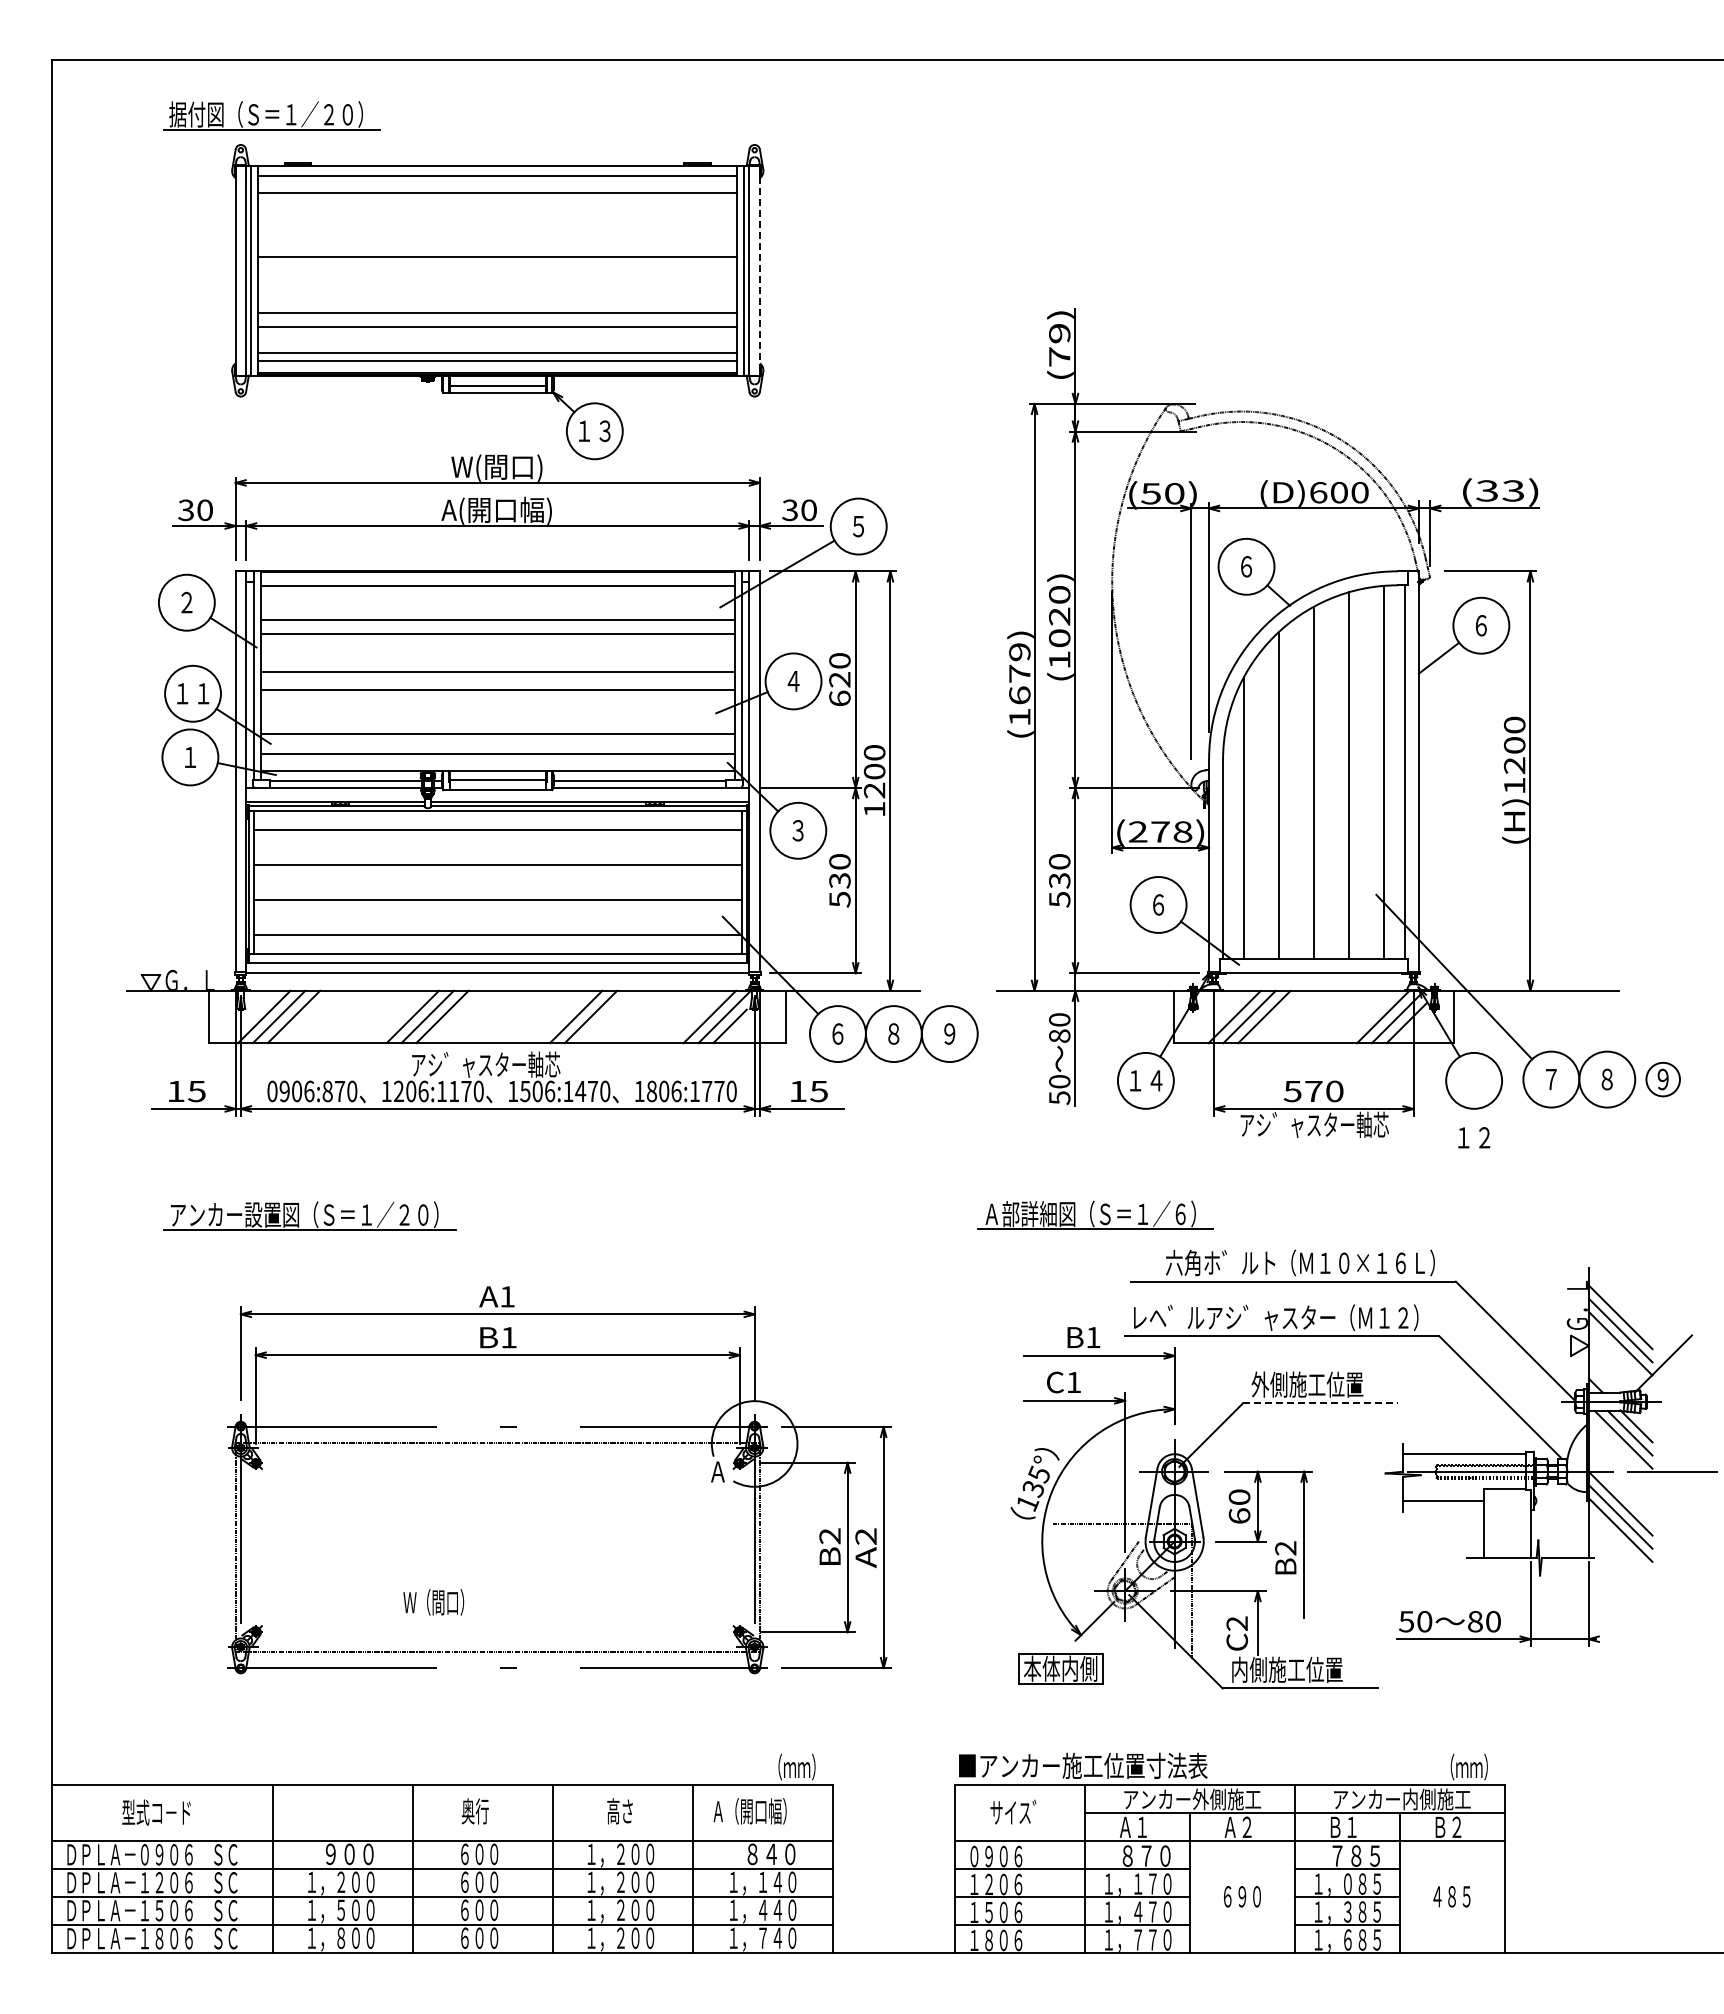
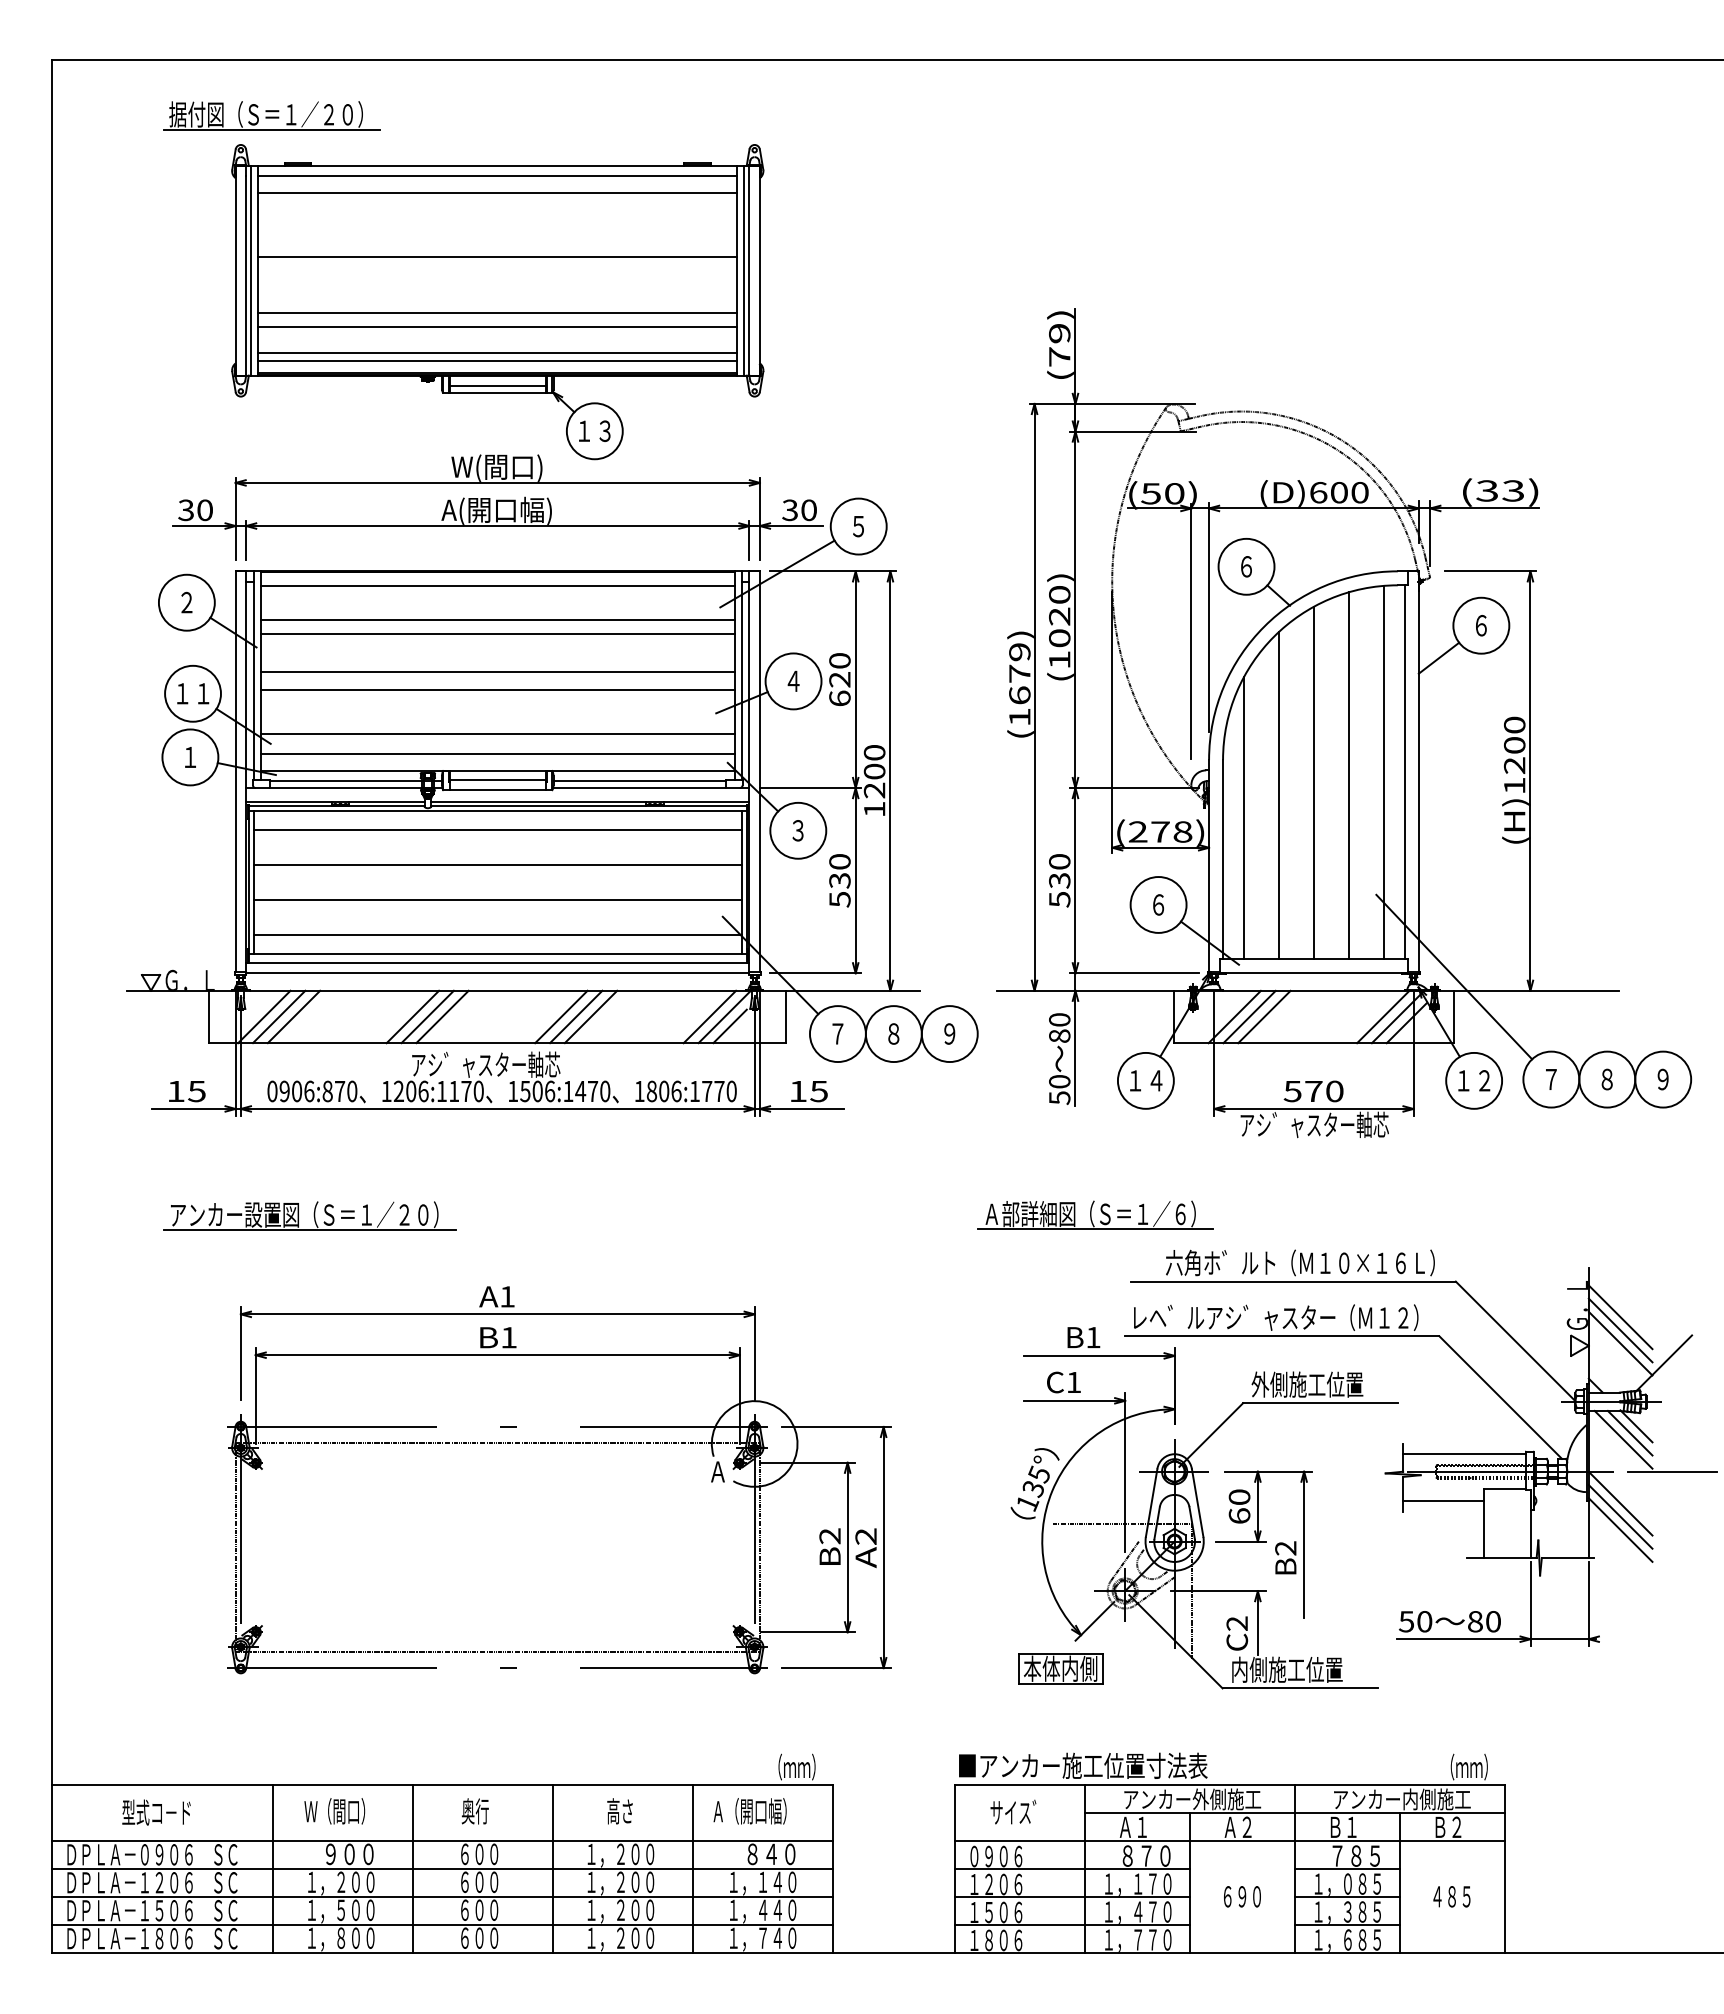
line: dashed -> solid (759, 270)
line: none -> present (561, 1016)
text: ６ -> ７ (837, 1033)
circle diameter: 34 px -> 56 px (1663, 1079)
text position: (1474, 1137) -> (1474, 1080) (1474, 1080)
line: dashed -> solid (1320, 1403)
text position: (433, 1602) -> (334, 1811) (334, 1811)
